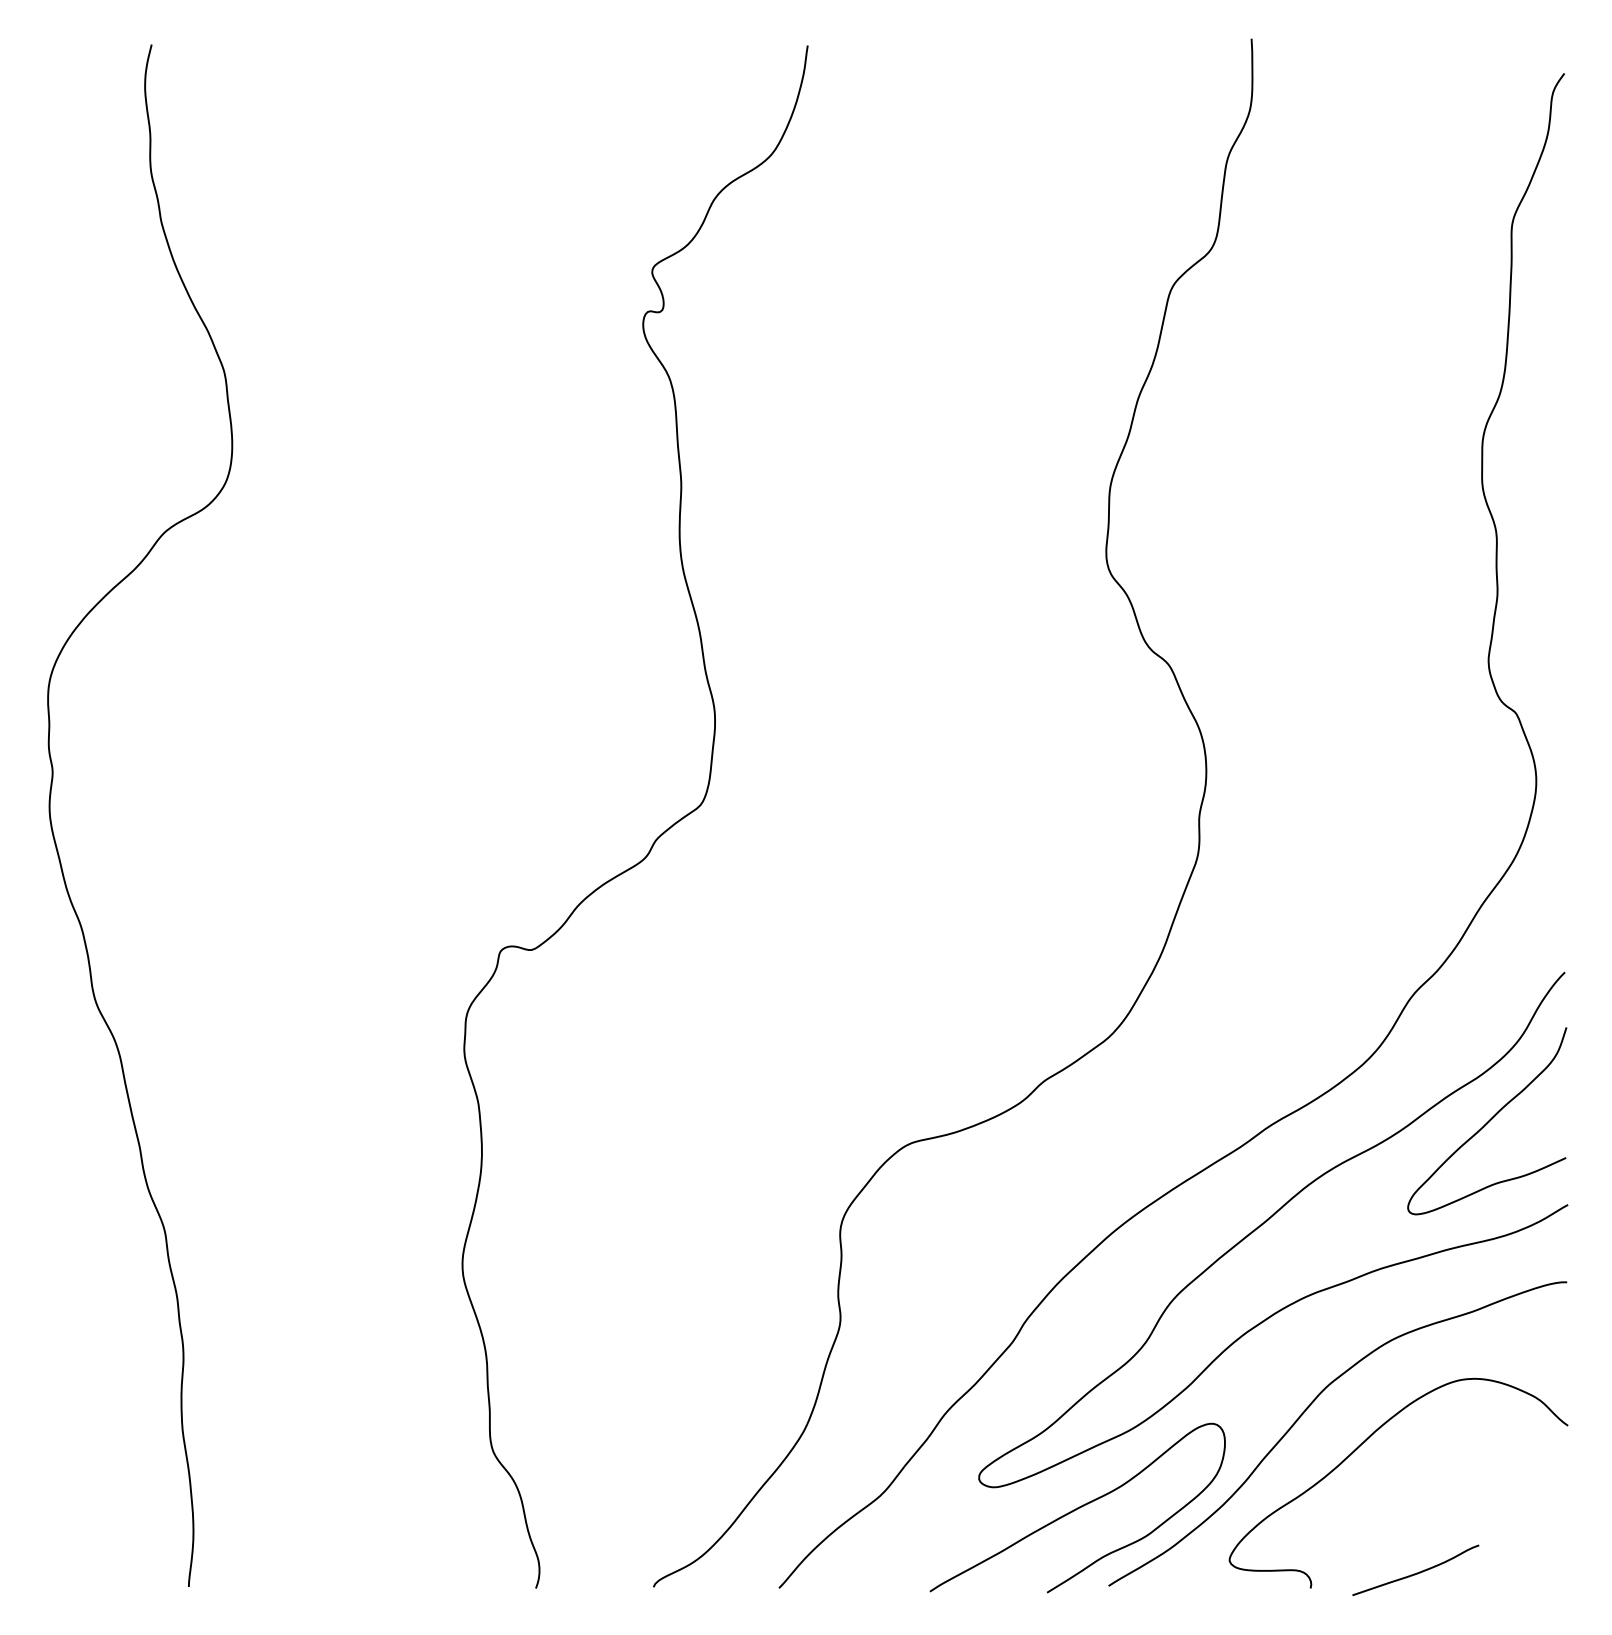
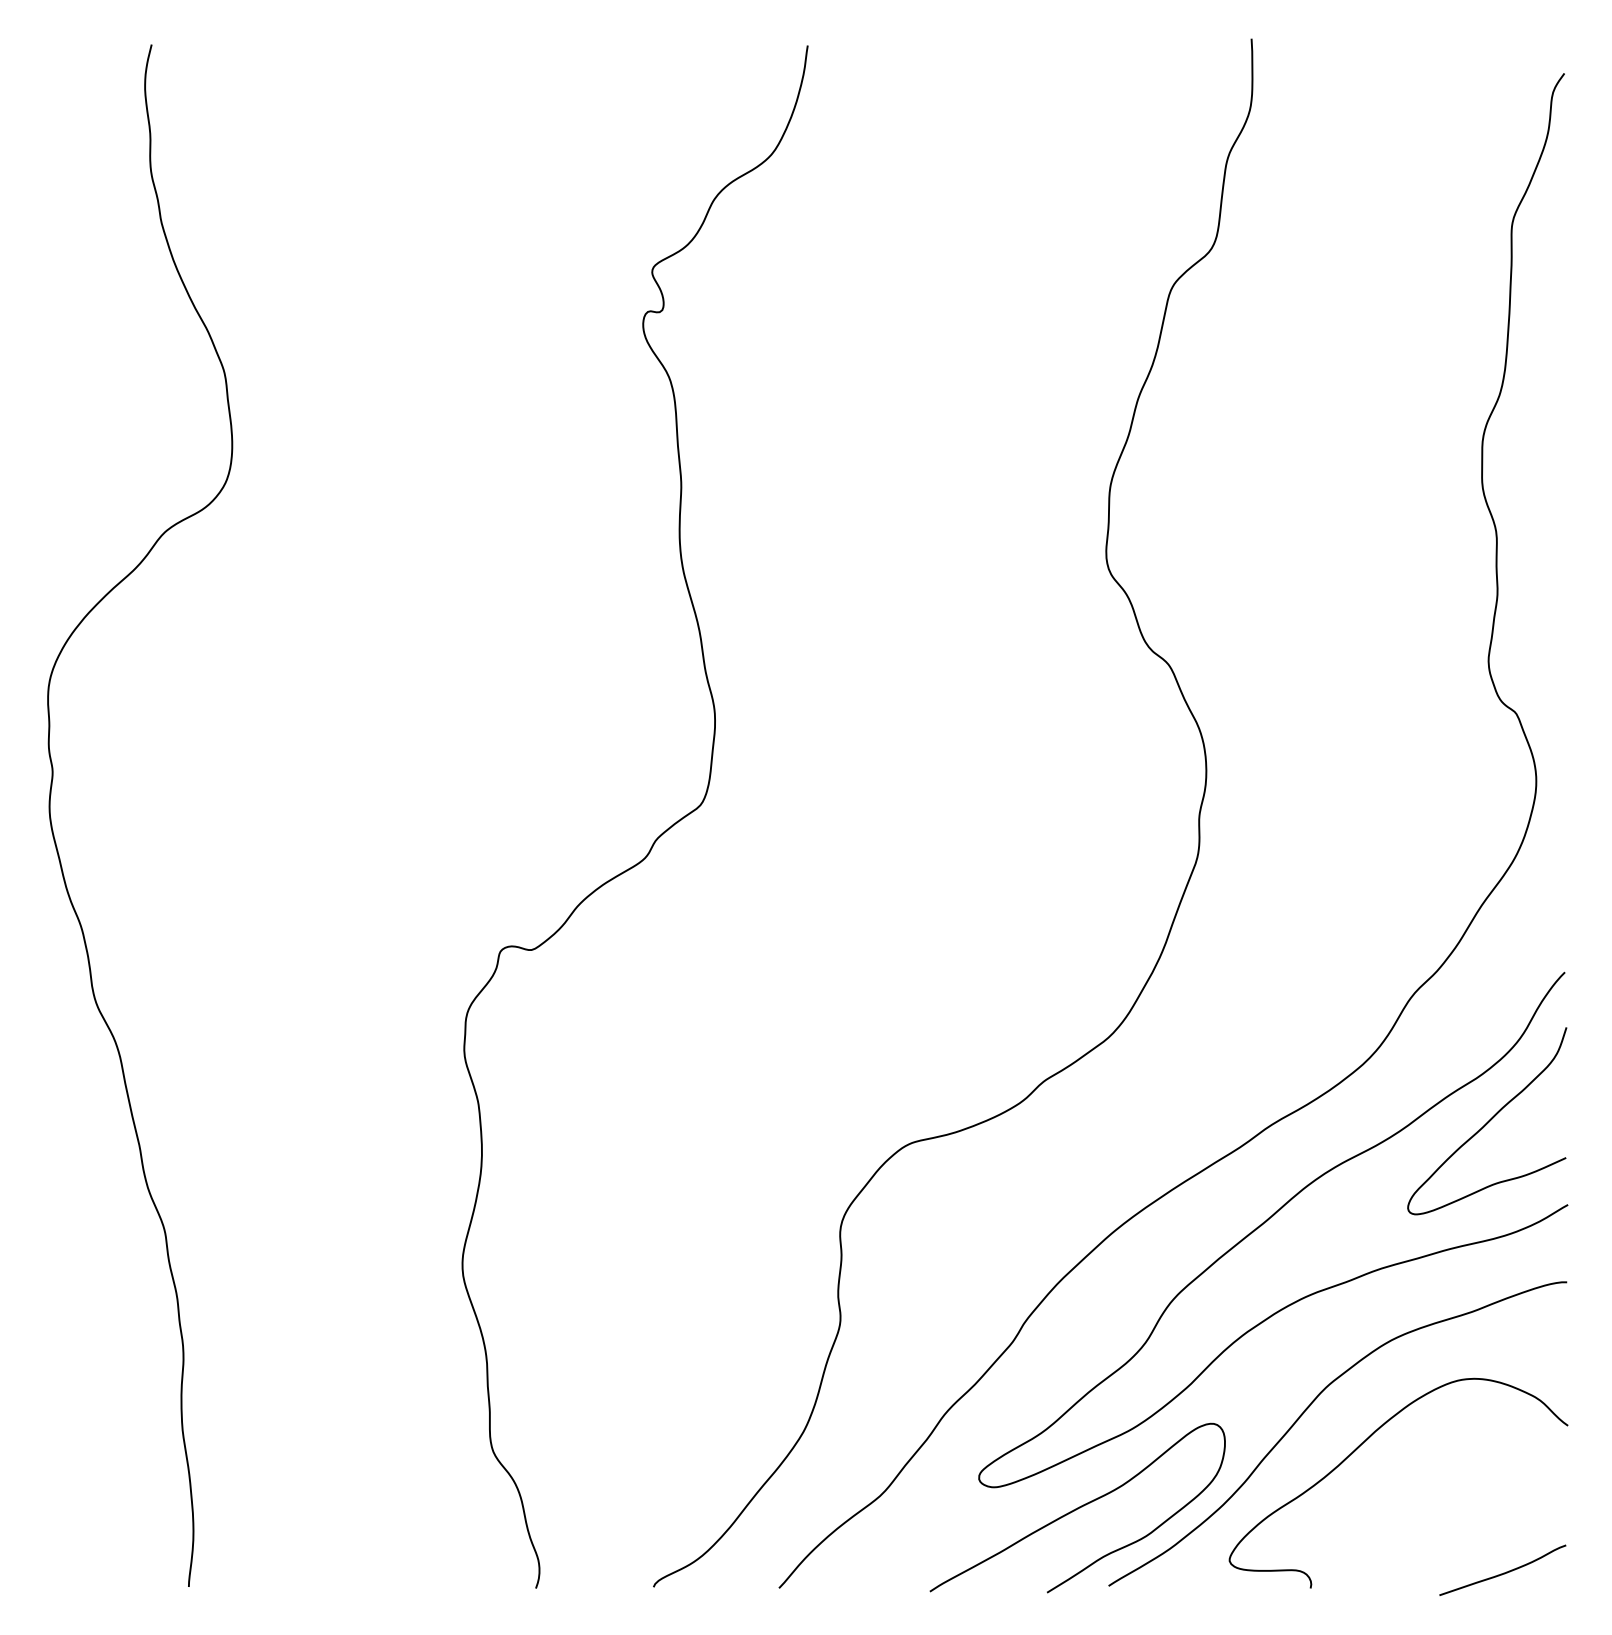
curve position: (1416, 1572) -> (1503, 1572) (1503, 1572)
